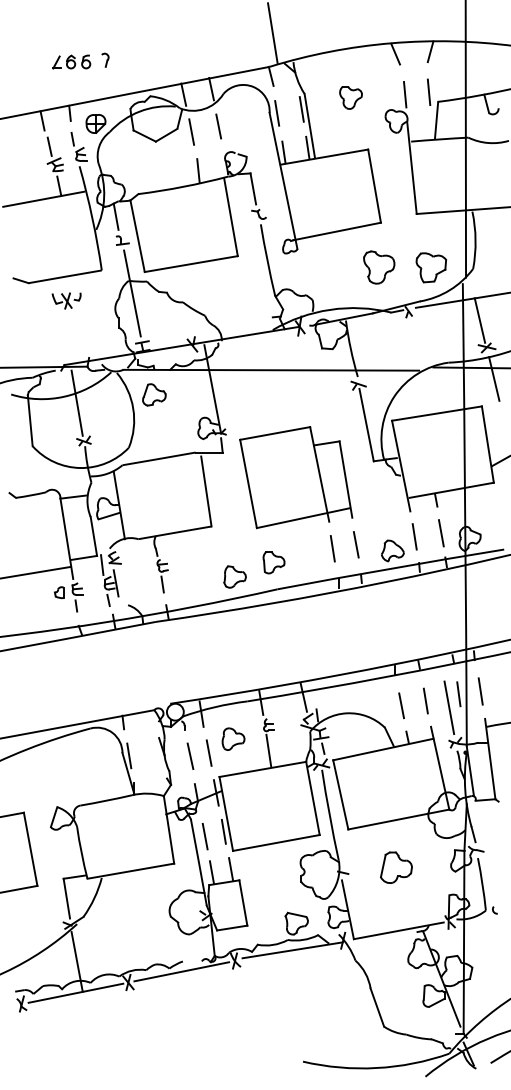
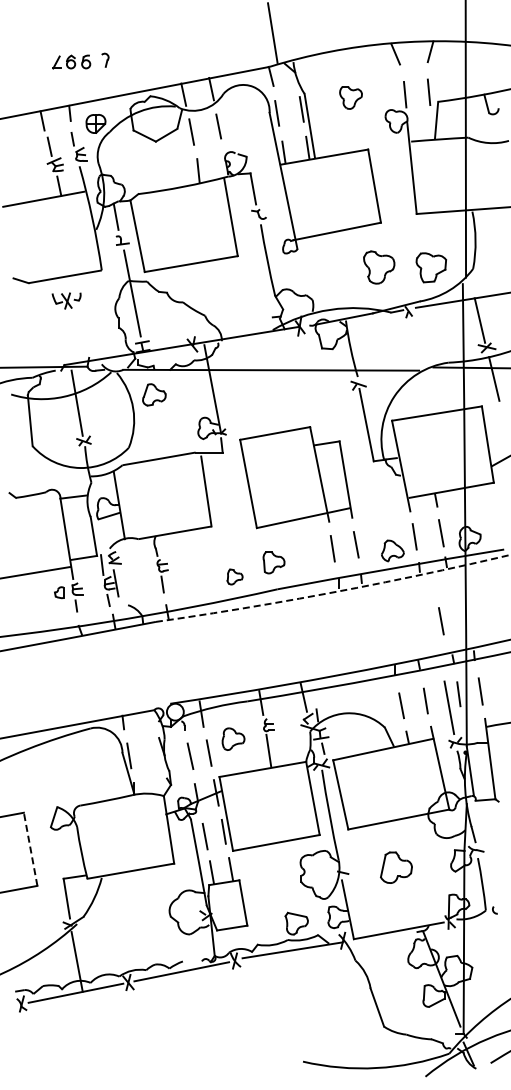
part size: 24x24 px -> 18x18 px (234, 576)
arc: solid -> dashed (334, 592)
line: none -> present (441, 621)
line: solid -> dashed (30, 848)
